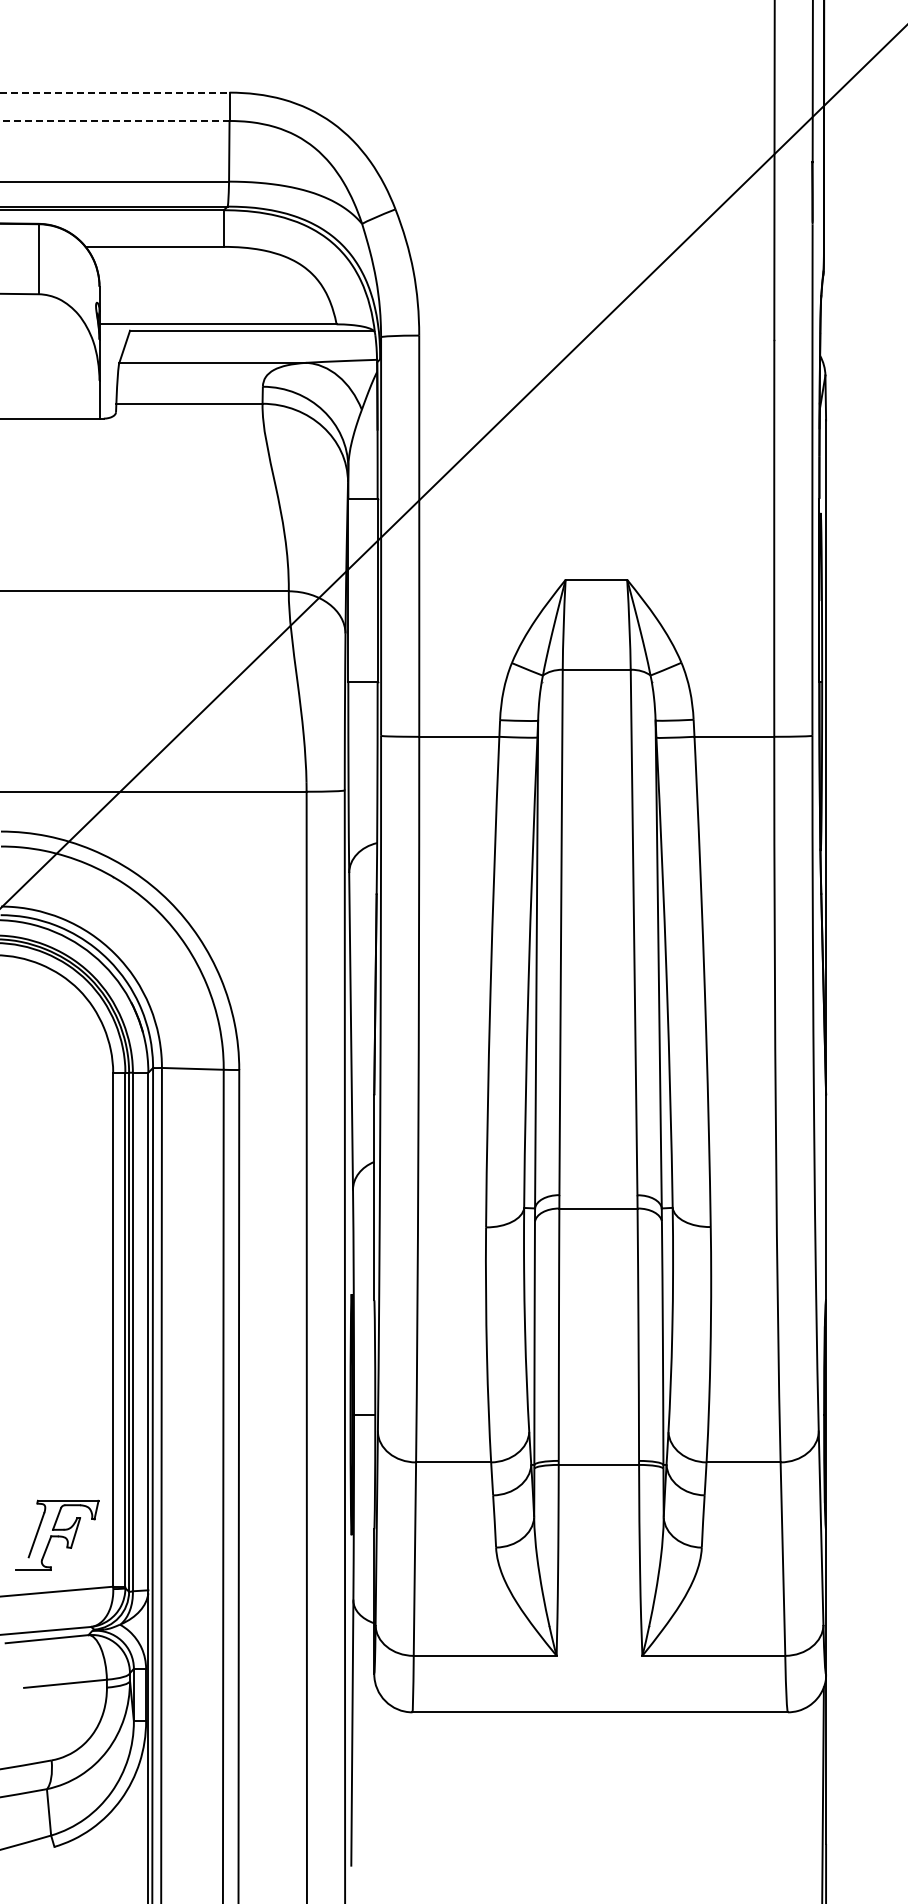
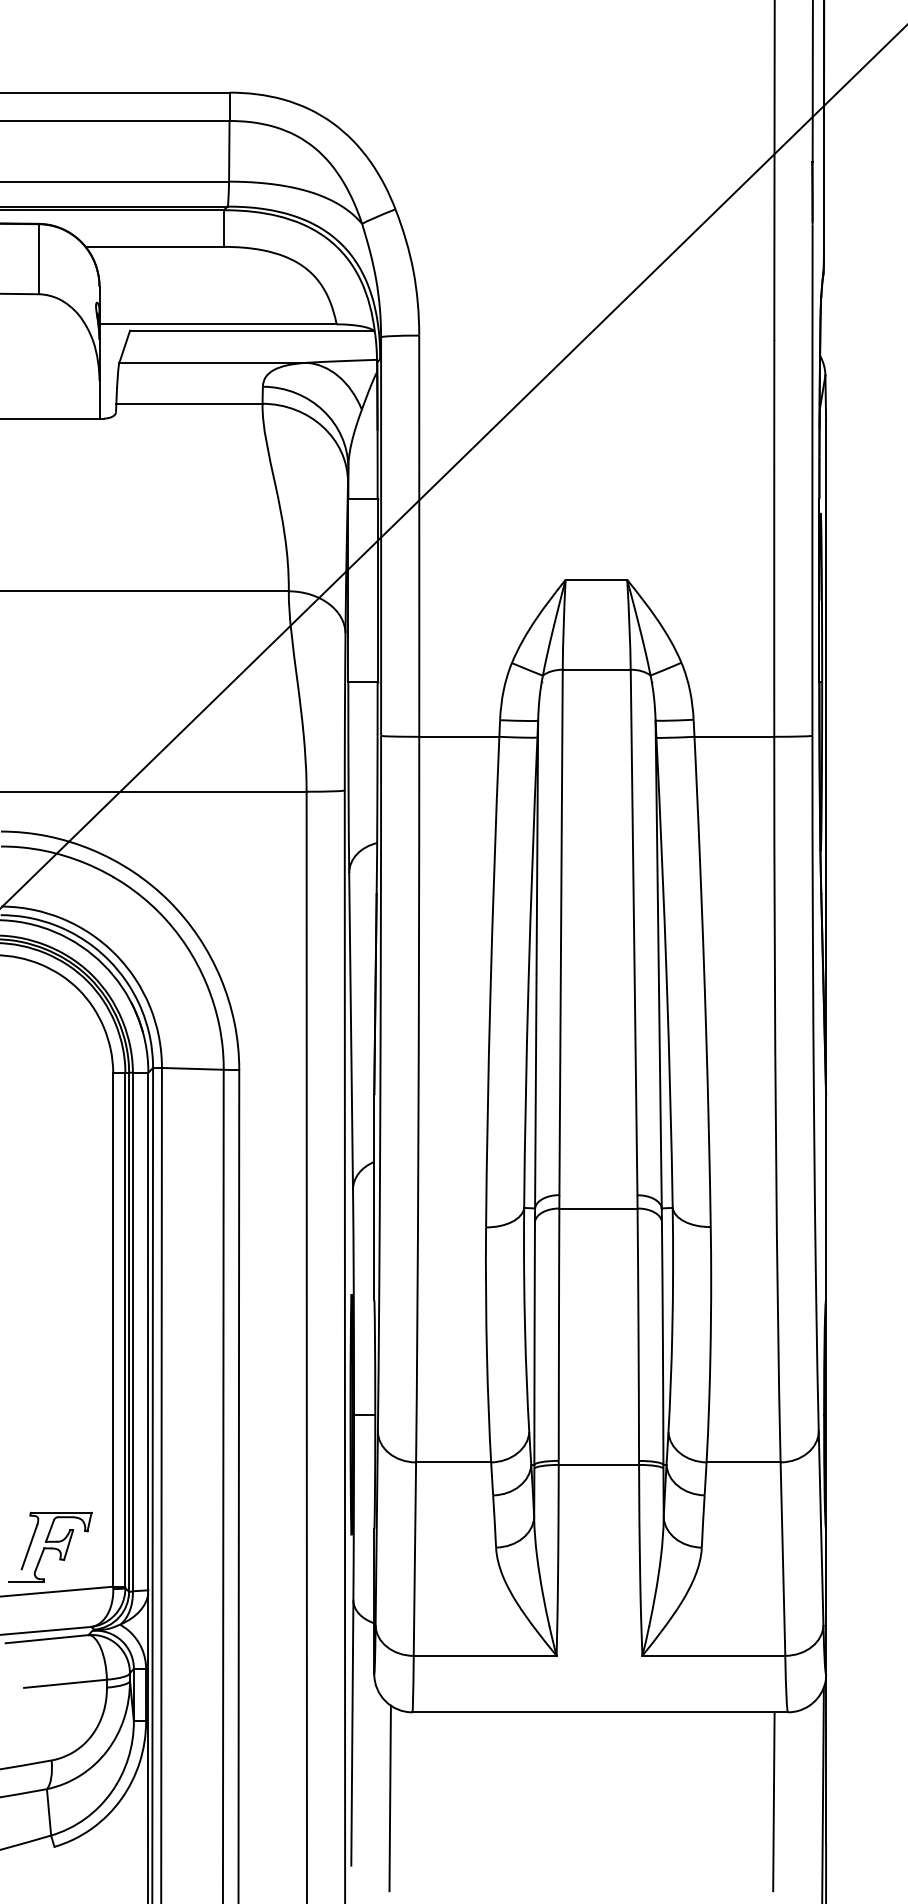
line: dashed -> solid (115, 92)
line: dashed -> solid (114, 120)
part position: (57, 1534) -> (50, 1546) (50, 1546)
line: none -> present (389, 1798)
line: none -> present (773, 1801)
